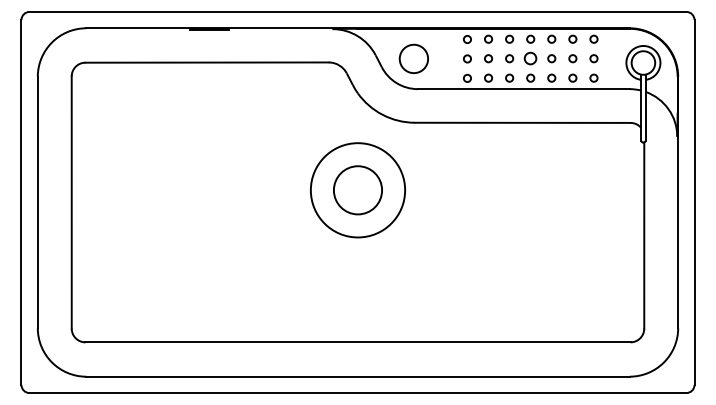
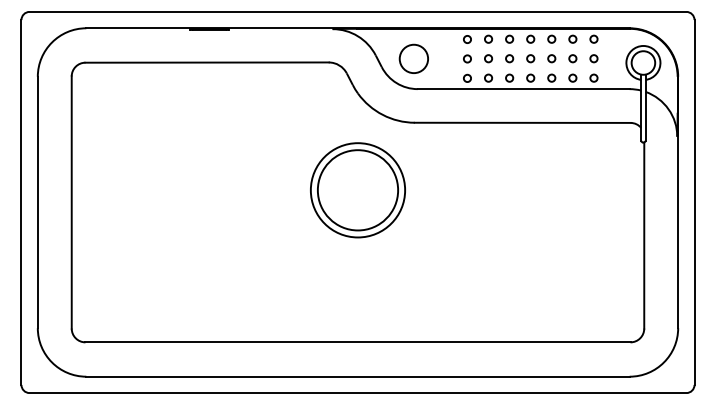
circle size: 15x15 px -> 10x10 px (530, 58)
circle diameter: 48 px -> 80 px (357, 190)
